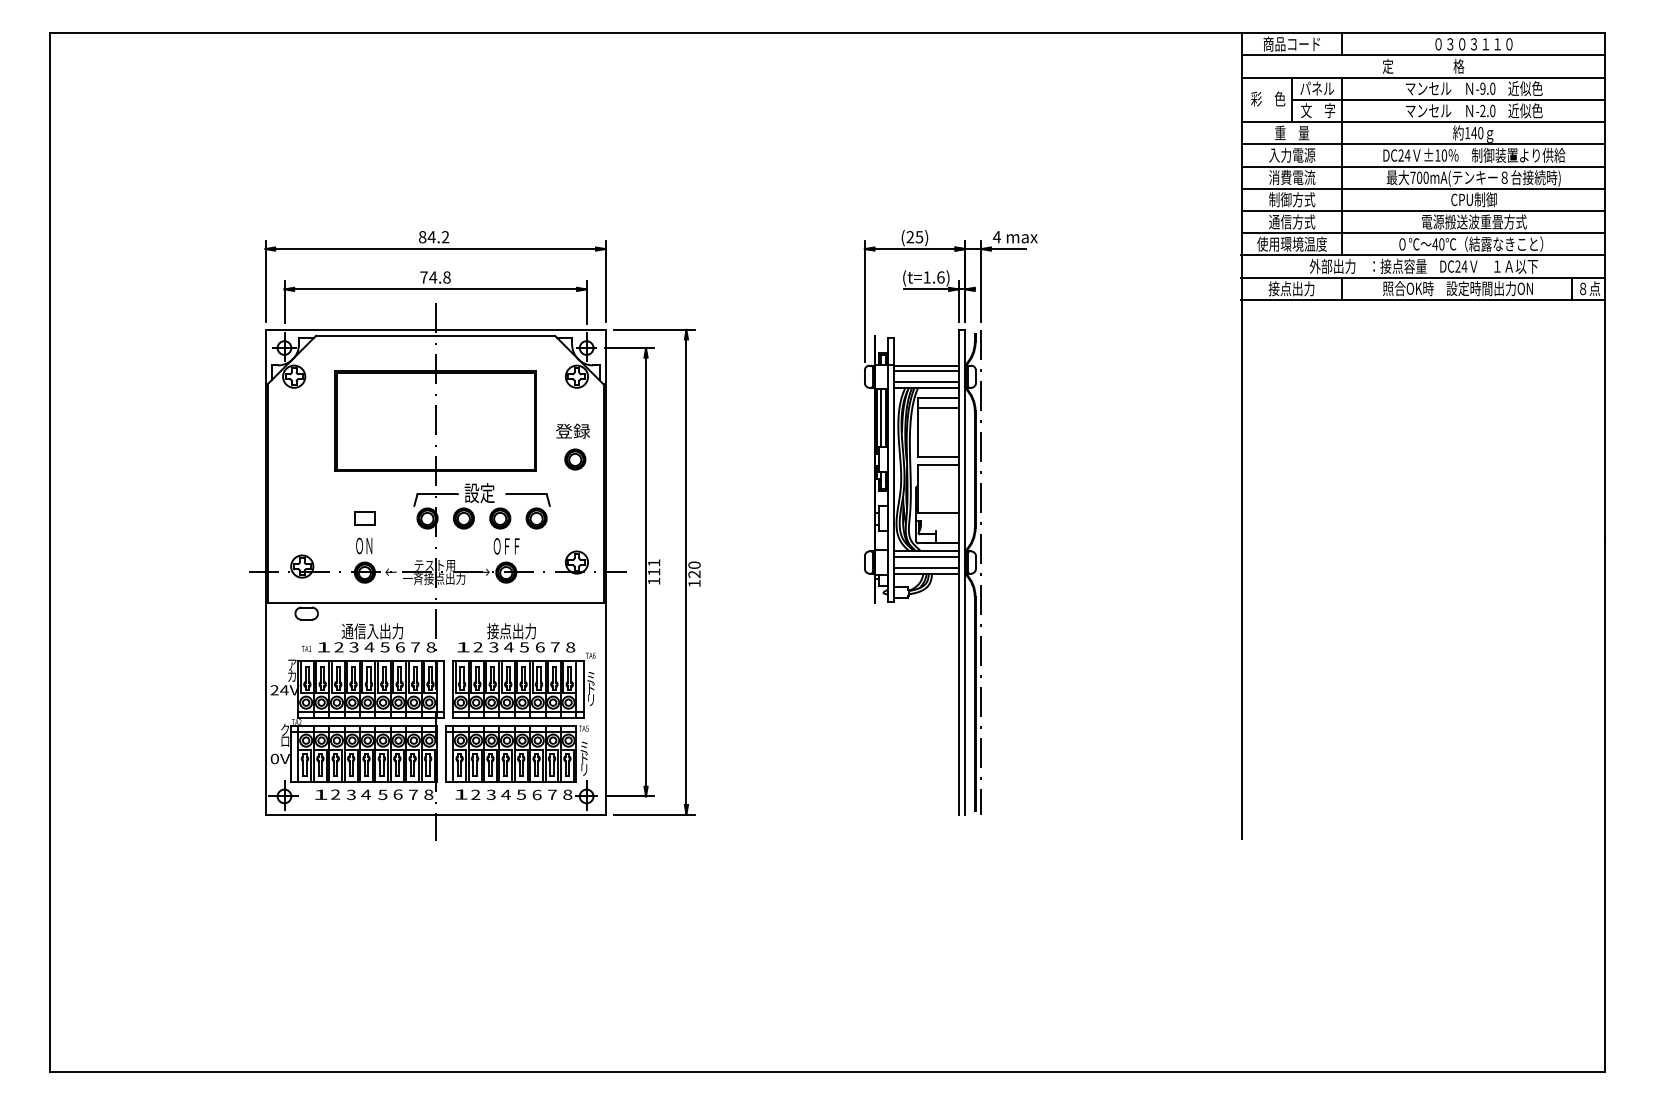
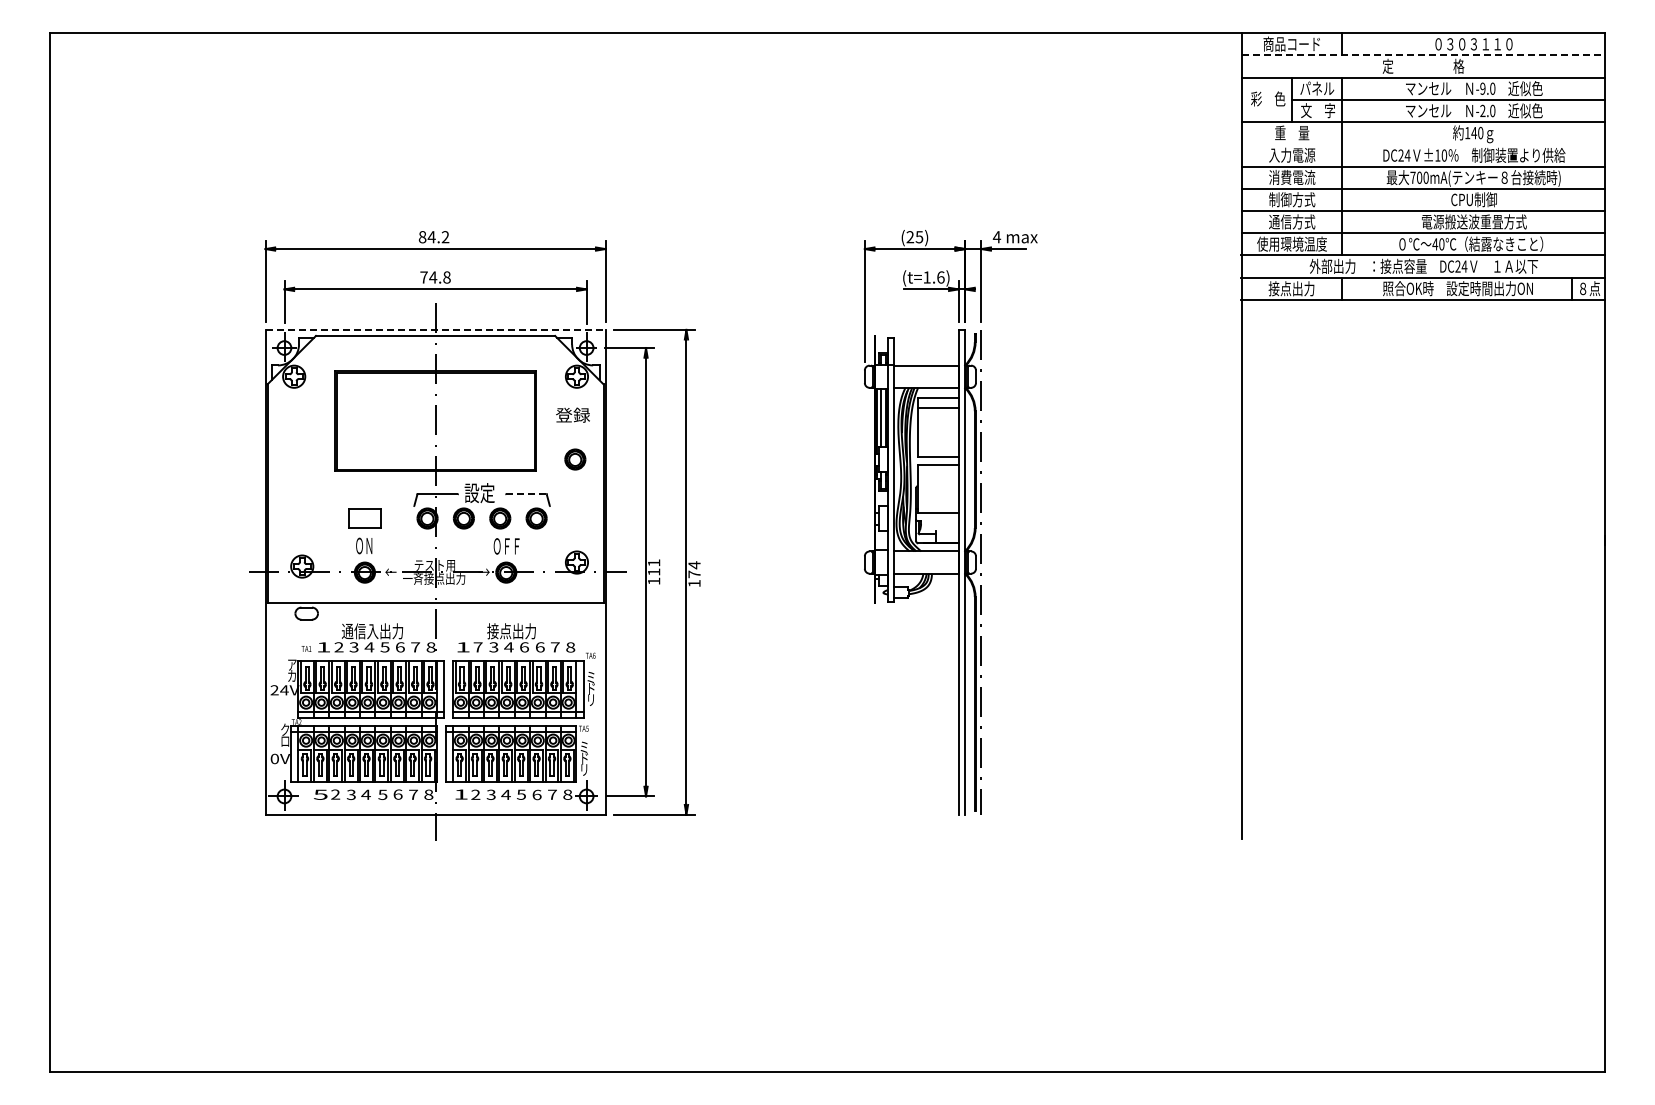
line: solid -> dashed (1423, 55)
line: present -> none (1423, 144)
line: solid -> dashed (436, 329)
line: present -> none (926, 371)
line: present -> none (926, 382)
text position: (572, 430) -> (572, 414) (572, 414)
line: solid -> dashed (527, 494)
part size: 22x15 px -> 34x21 px (364, 518)
line: present -> none (926, 557)
line: present -> none (926, 568)
text: 120 -> 174 (694, 569)
text: 2 -> 7 (477, 647)
text: 5 -> 6 (523, 647)
text: 1 -> 5 (320, 794)
